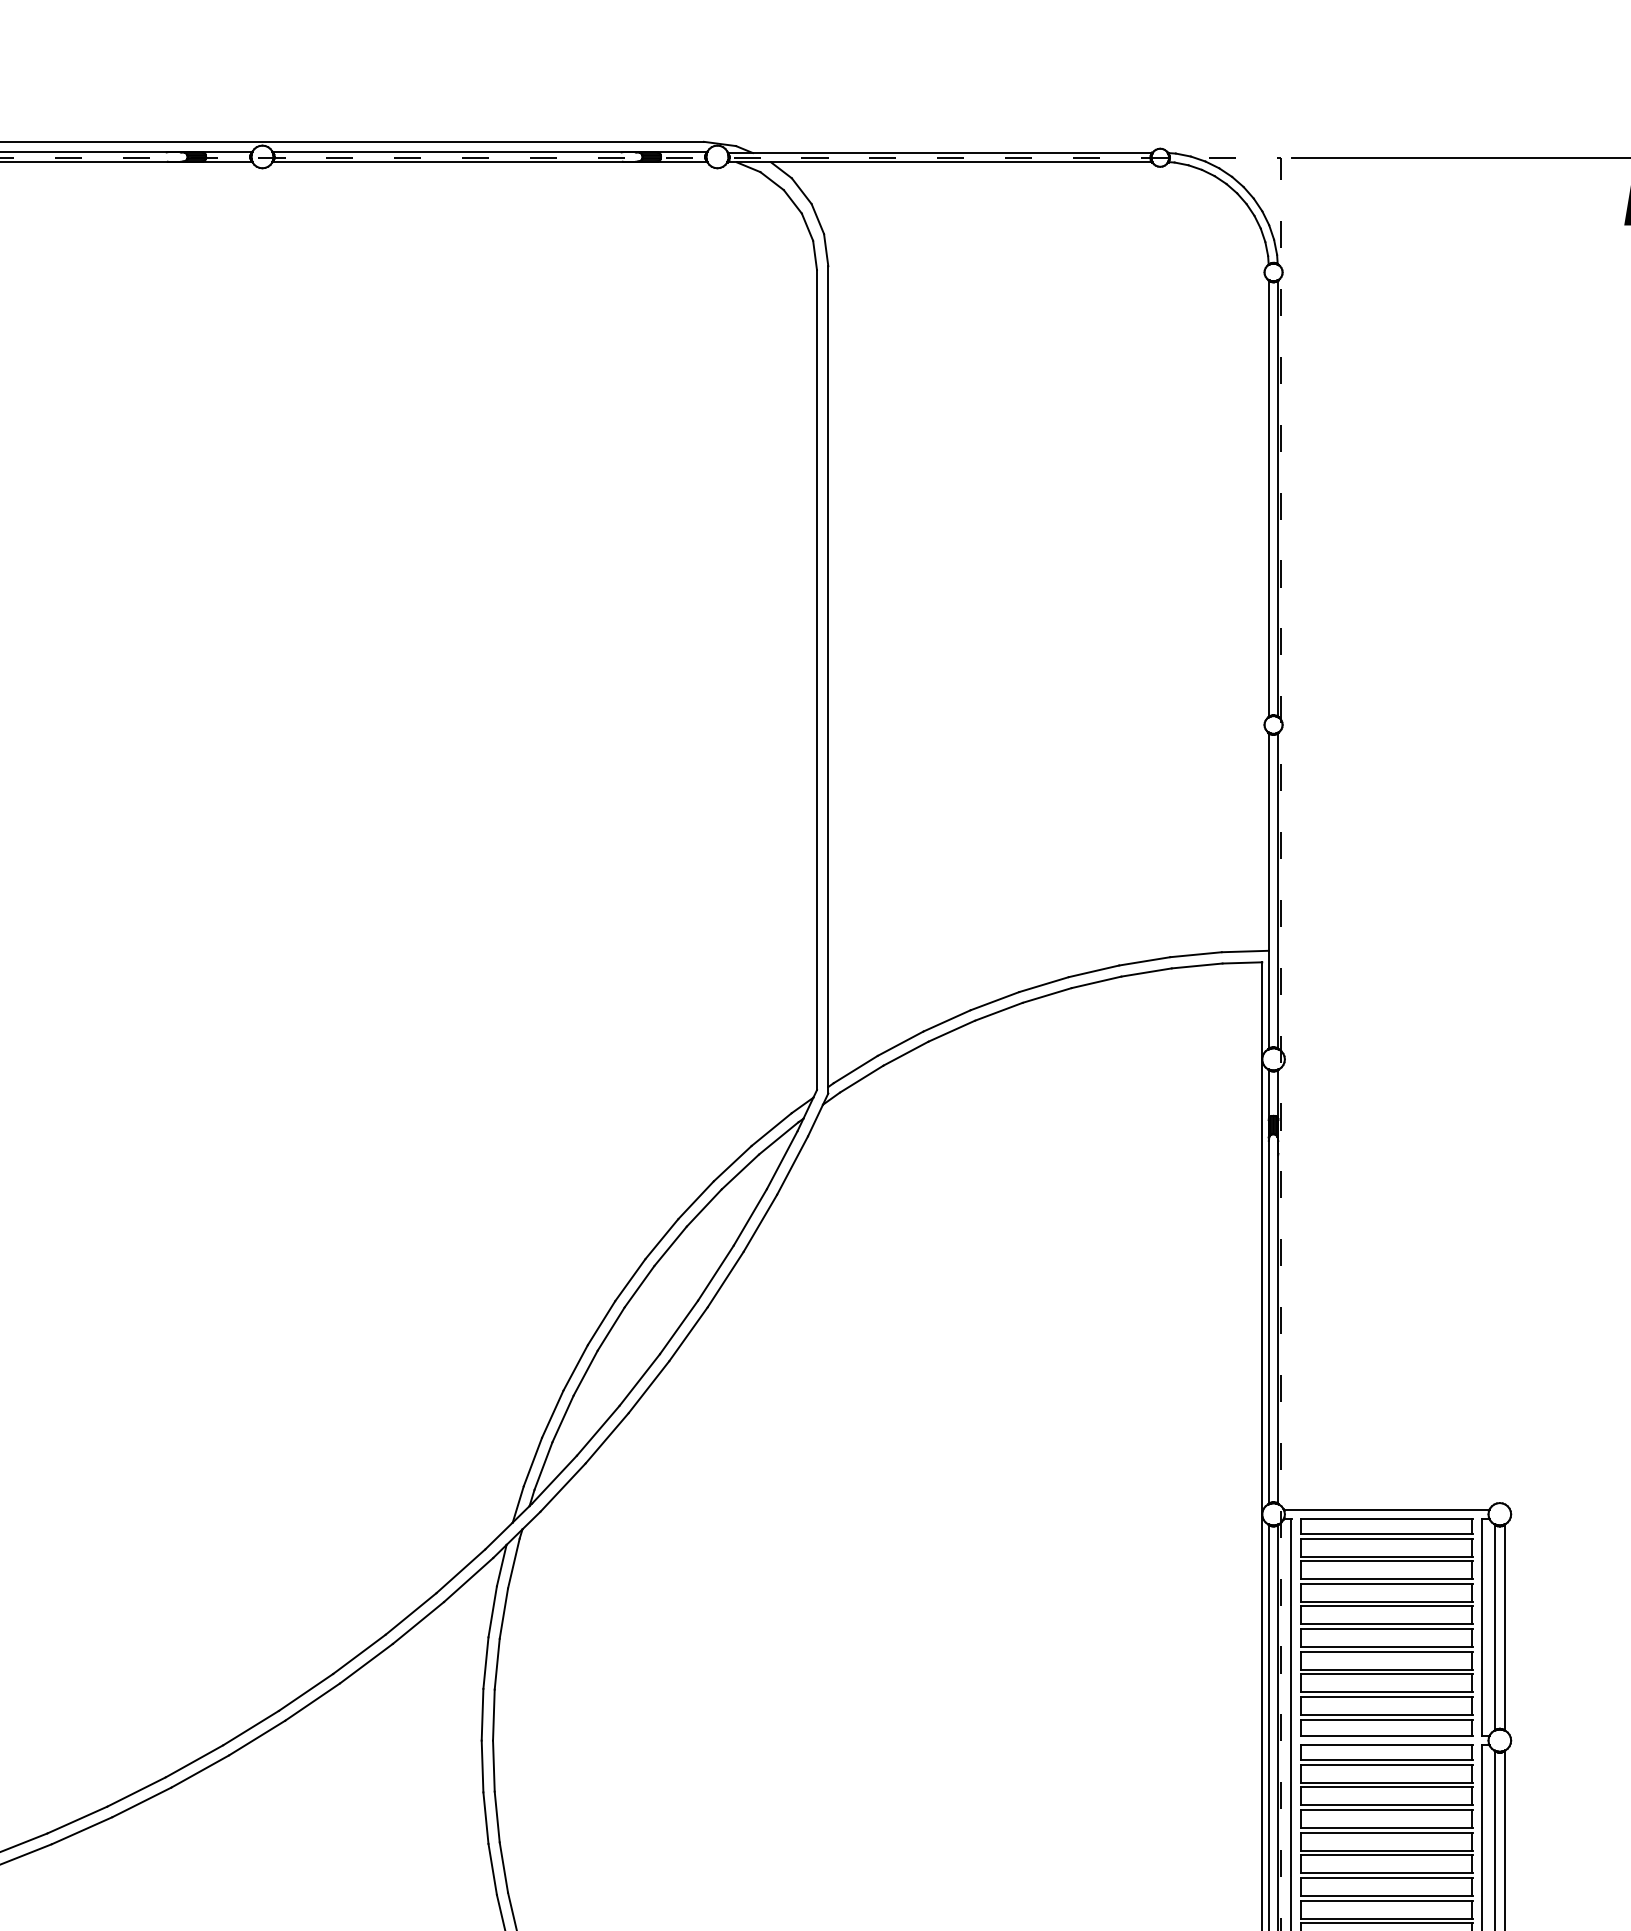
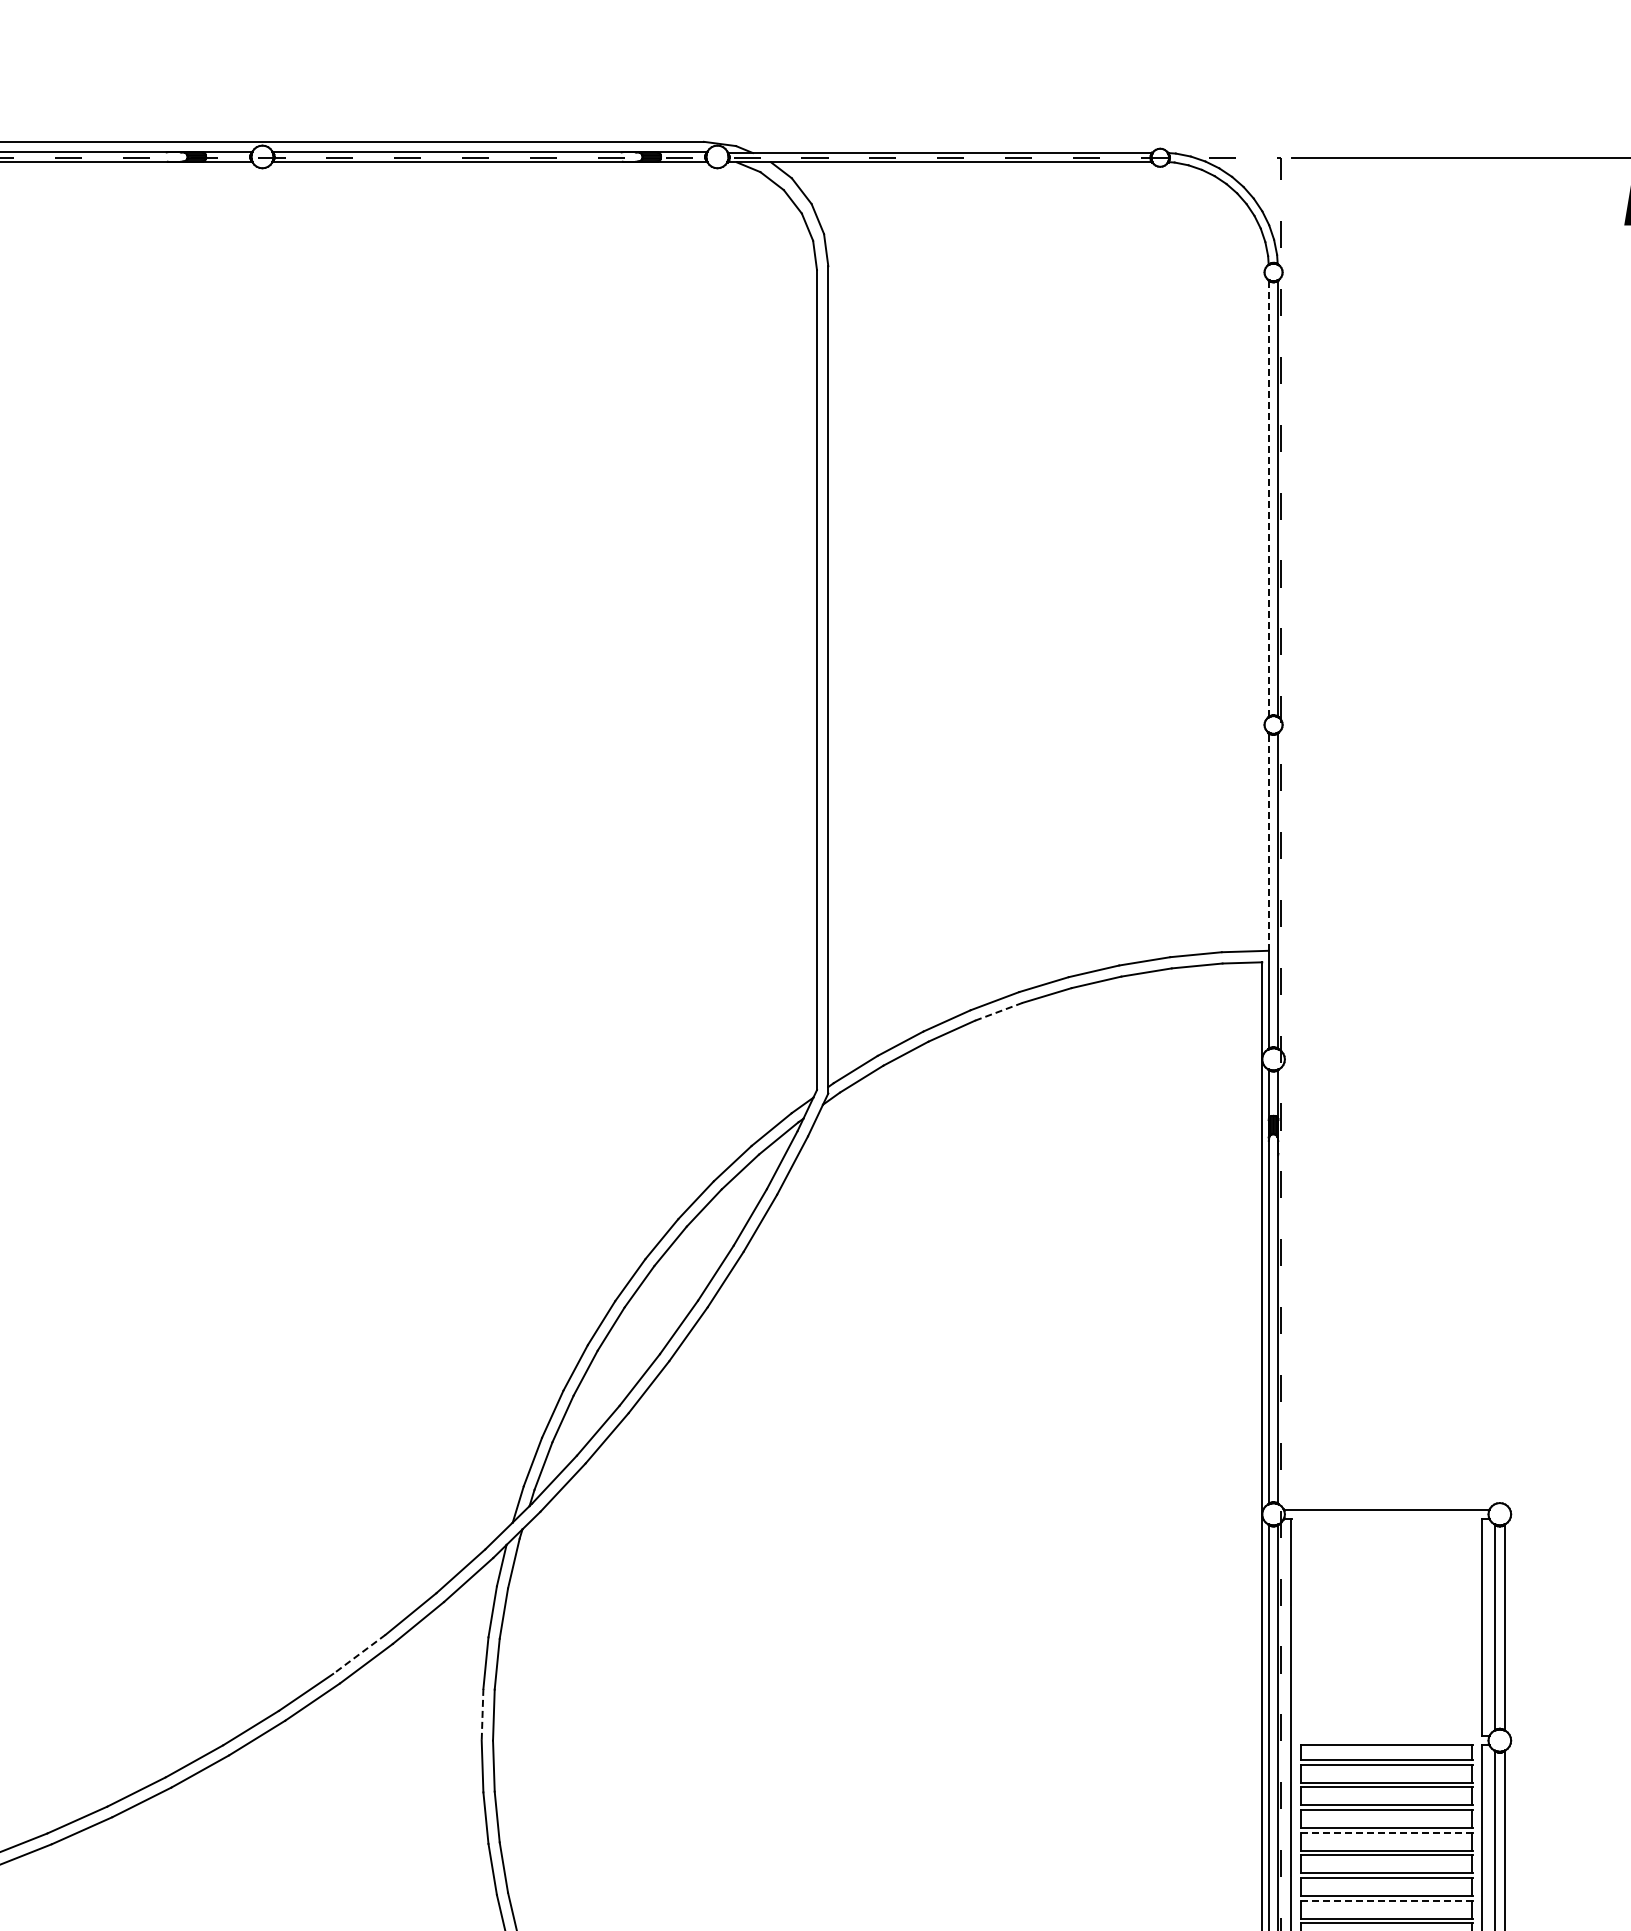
line: solid -> dashed (1269, 499)
line: solid -> dashed (1268, 842)
line: solid -> dashed (998, 1011)
part: present -> none (1386, 1627)
line: solid -> dashed (359, 1654)
line: solid -> dashed (482, 1714)
line: solid -> dashed (1386, 1832)
line: solid -> dashed (1386, 1900)
